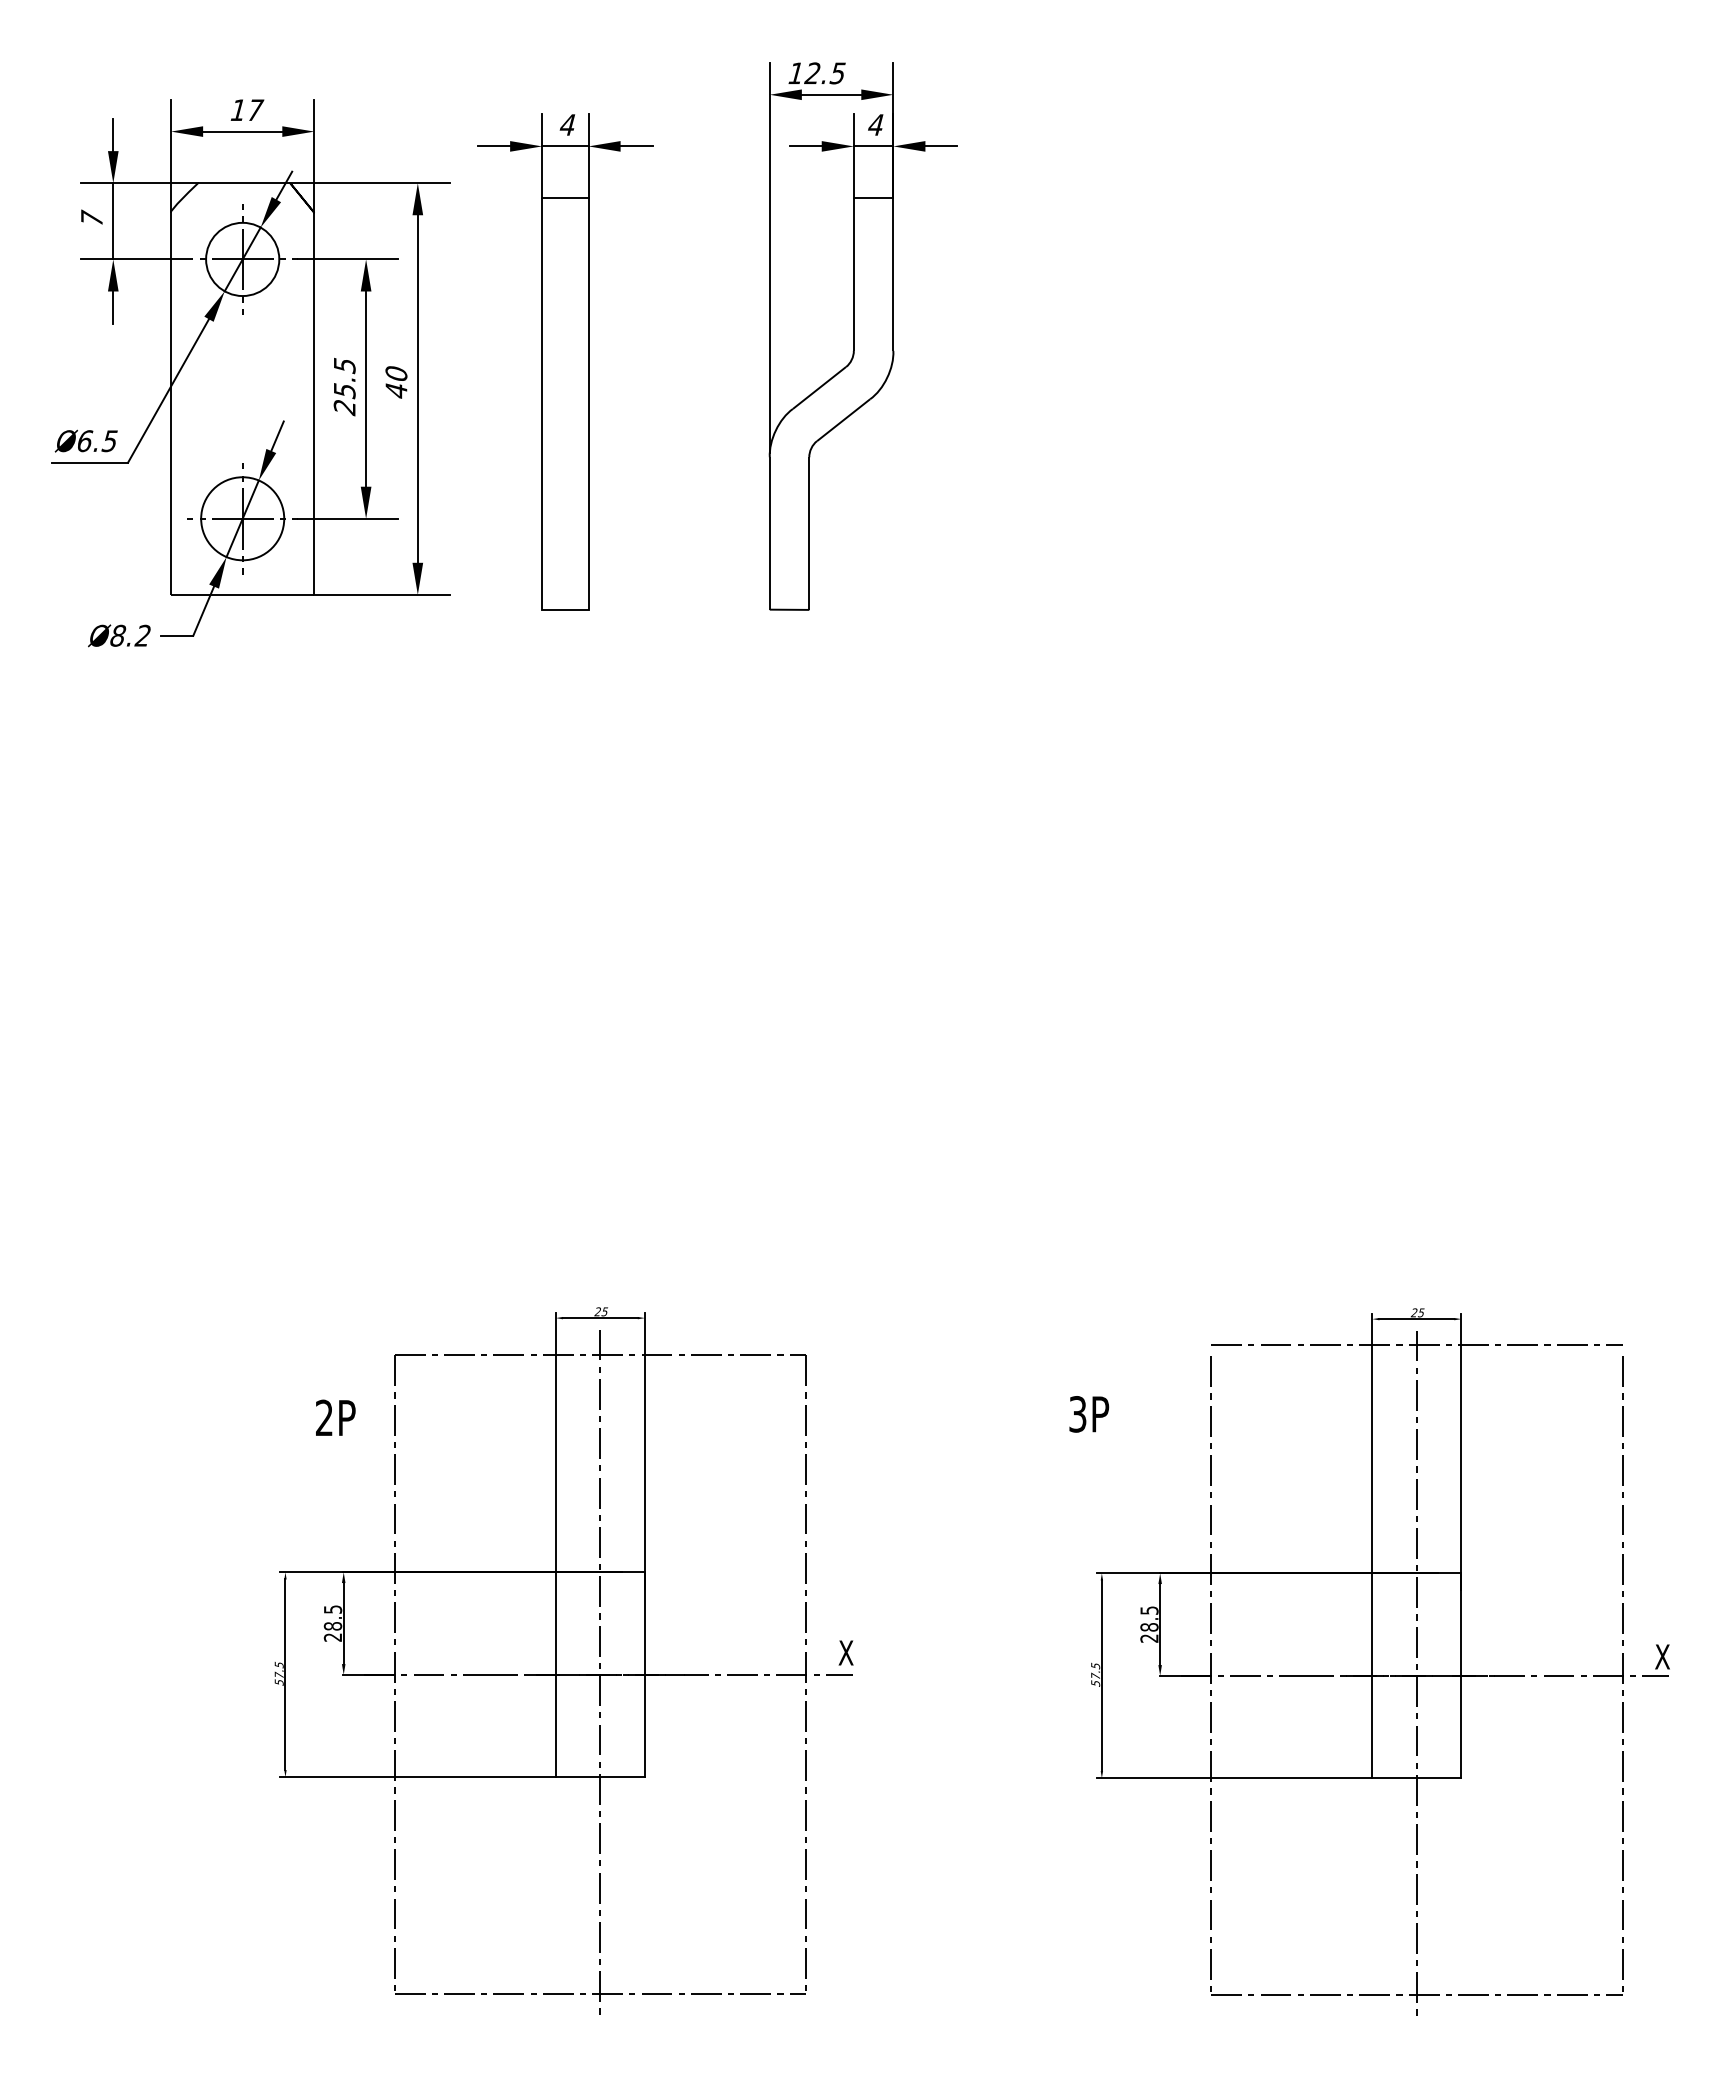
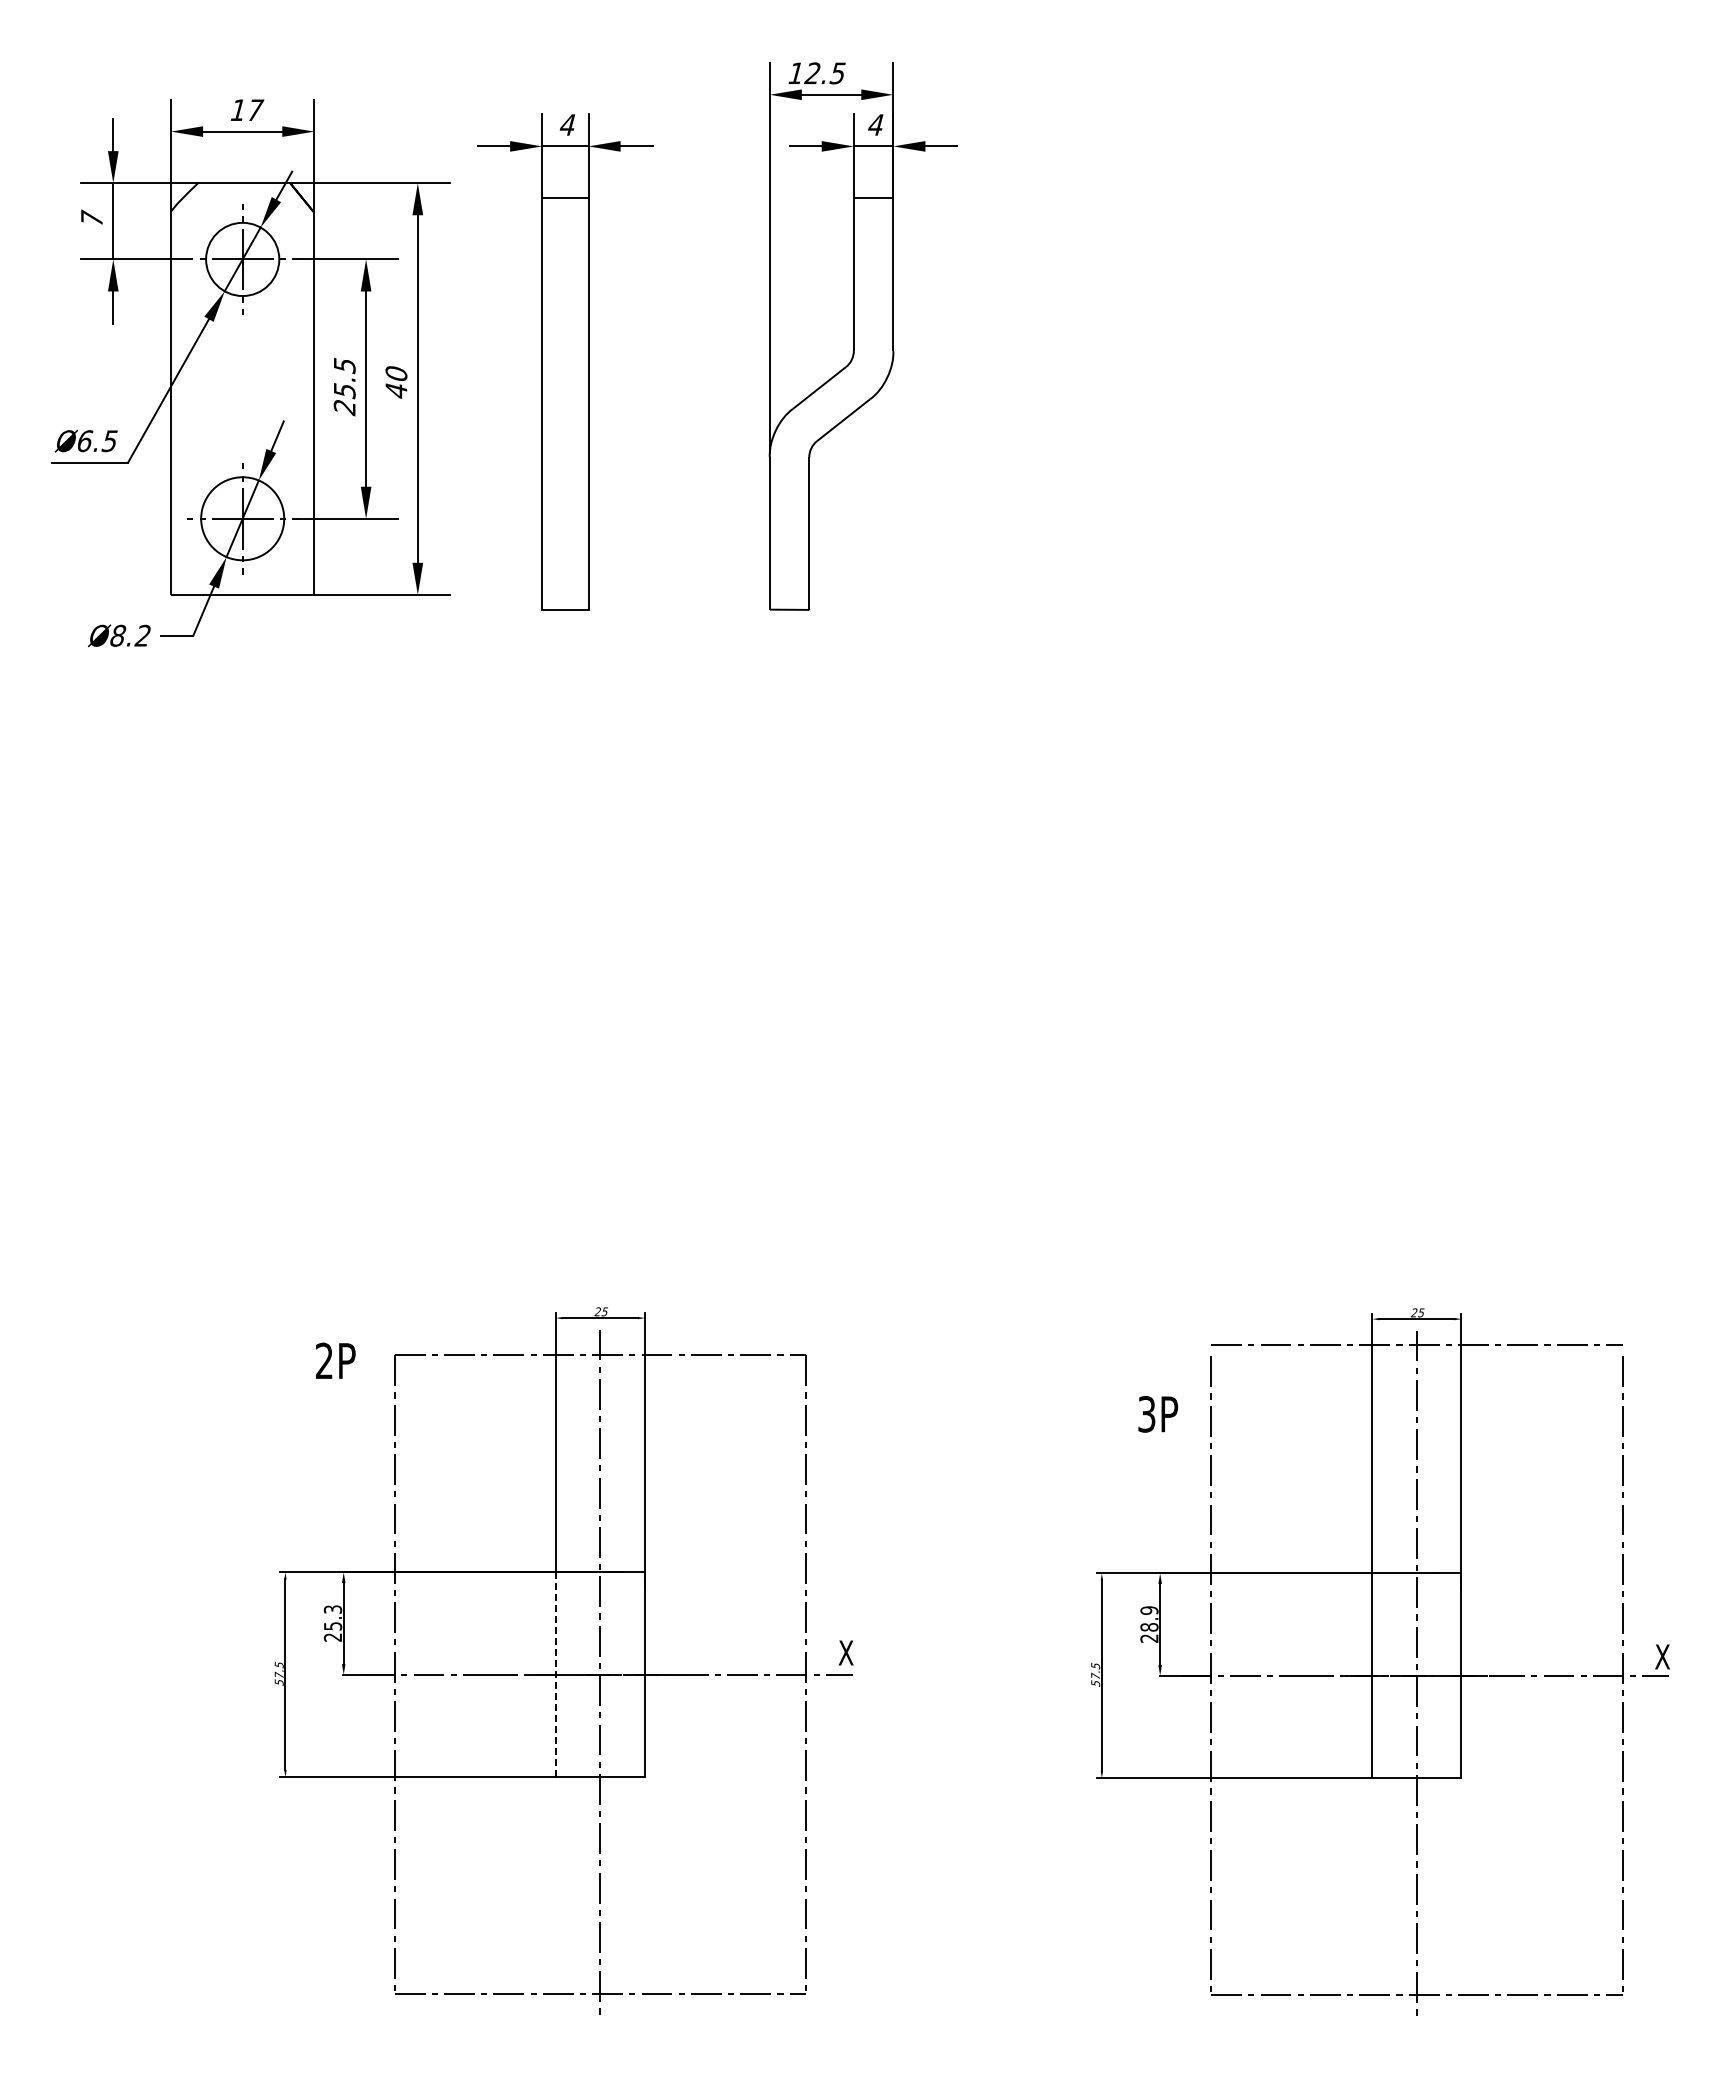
text position: (1089, 1414) -> (1158, 1414) (1158, 1414)
text position: (335, 1417) -> (335, 1360) (335, 1360)
text: 28.5 -> 28.9 (1149, 1610)
text: 28.5 -> 25.3 (332, 1617)
line: solid -> dashed (555, 1674)
